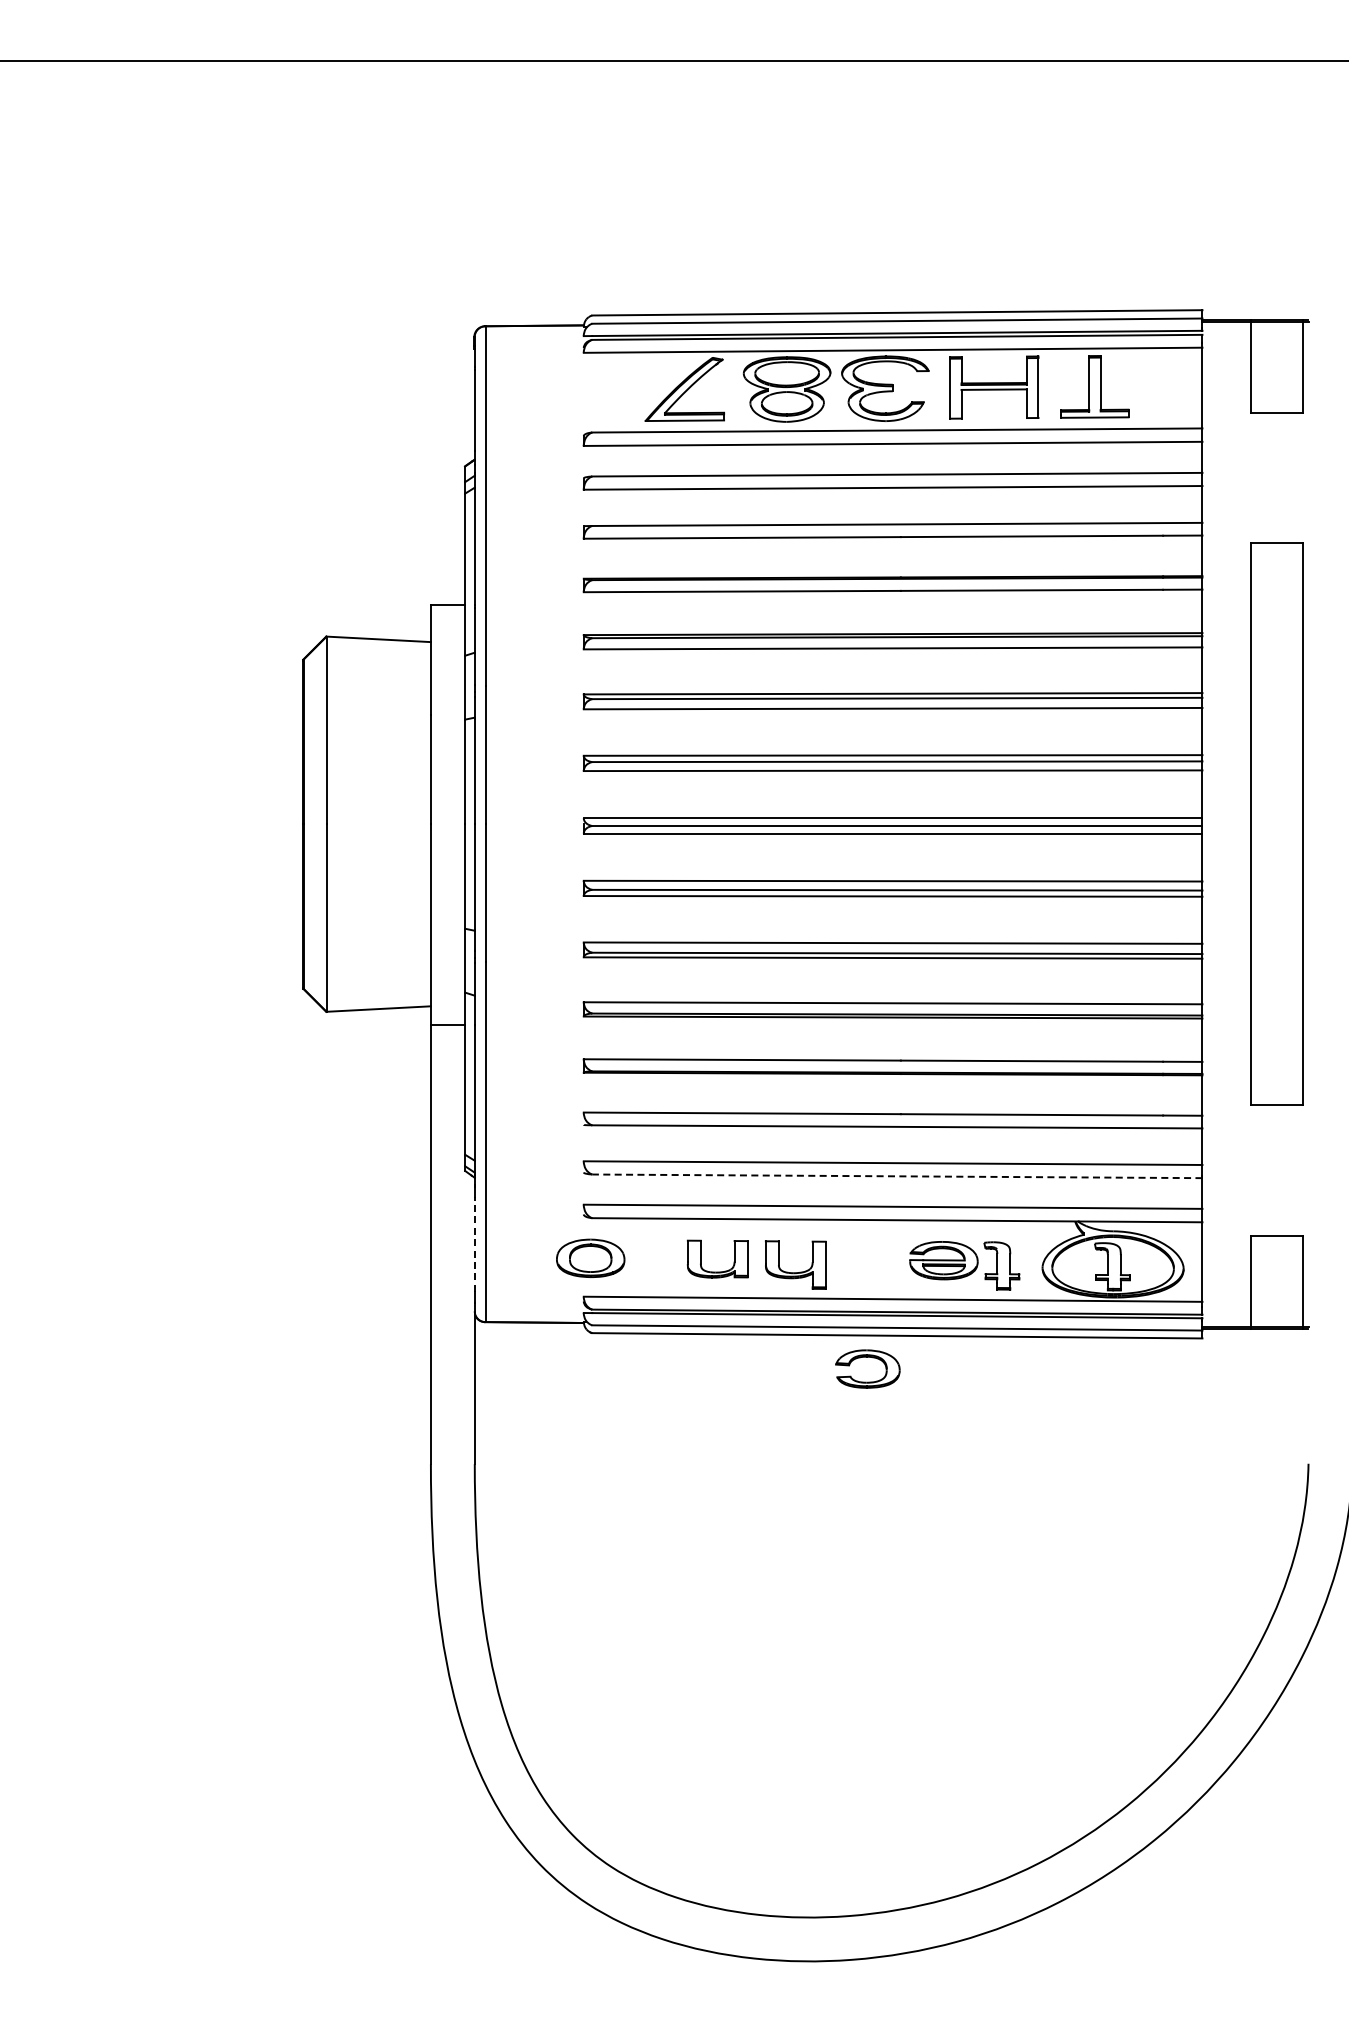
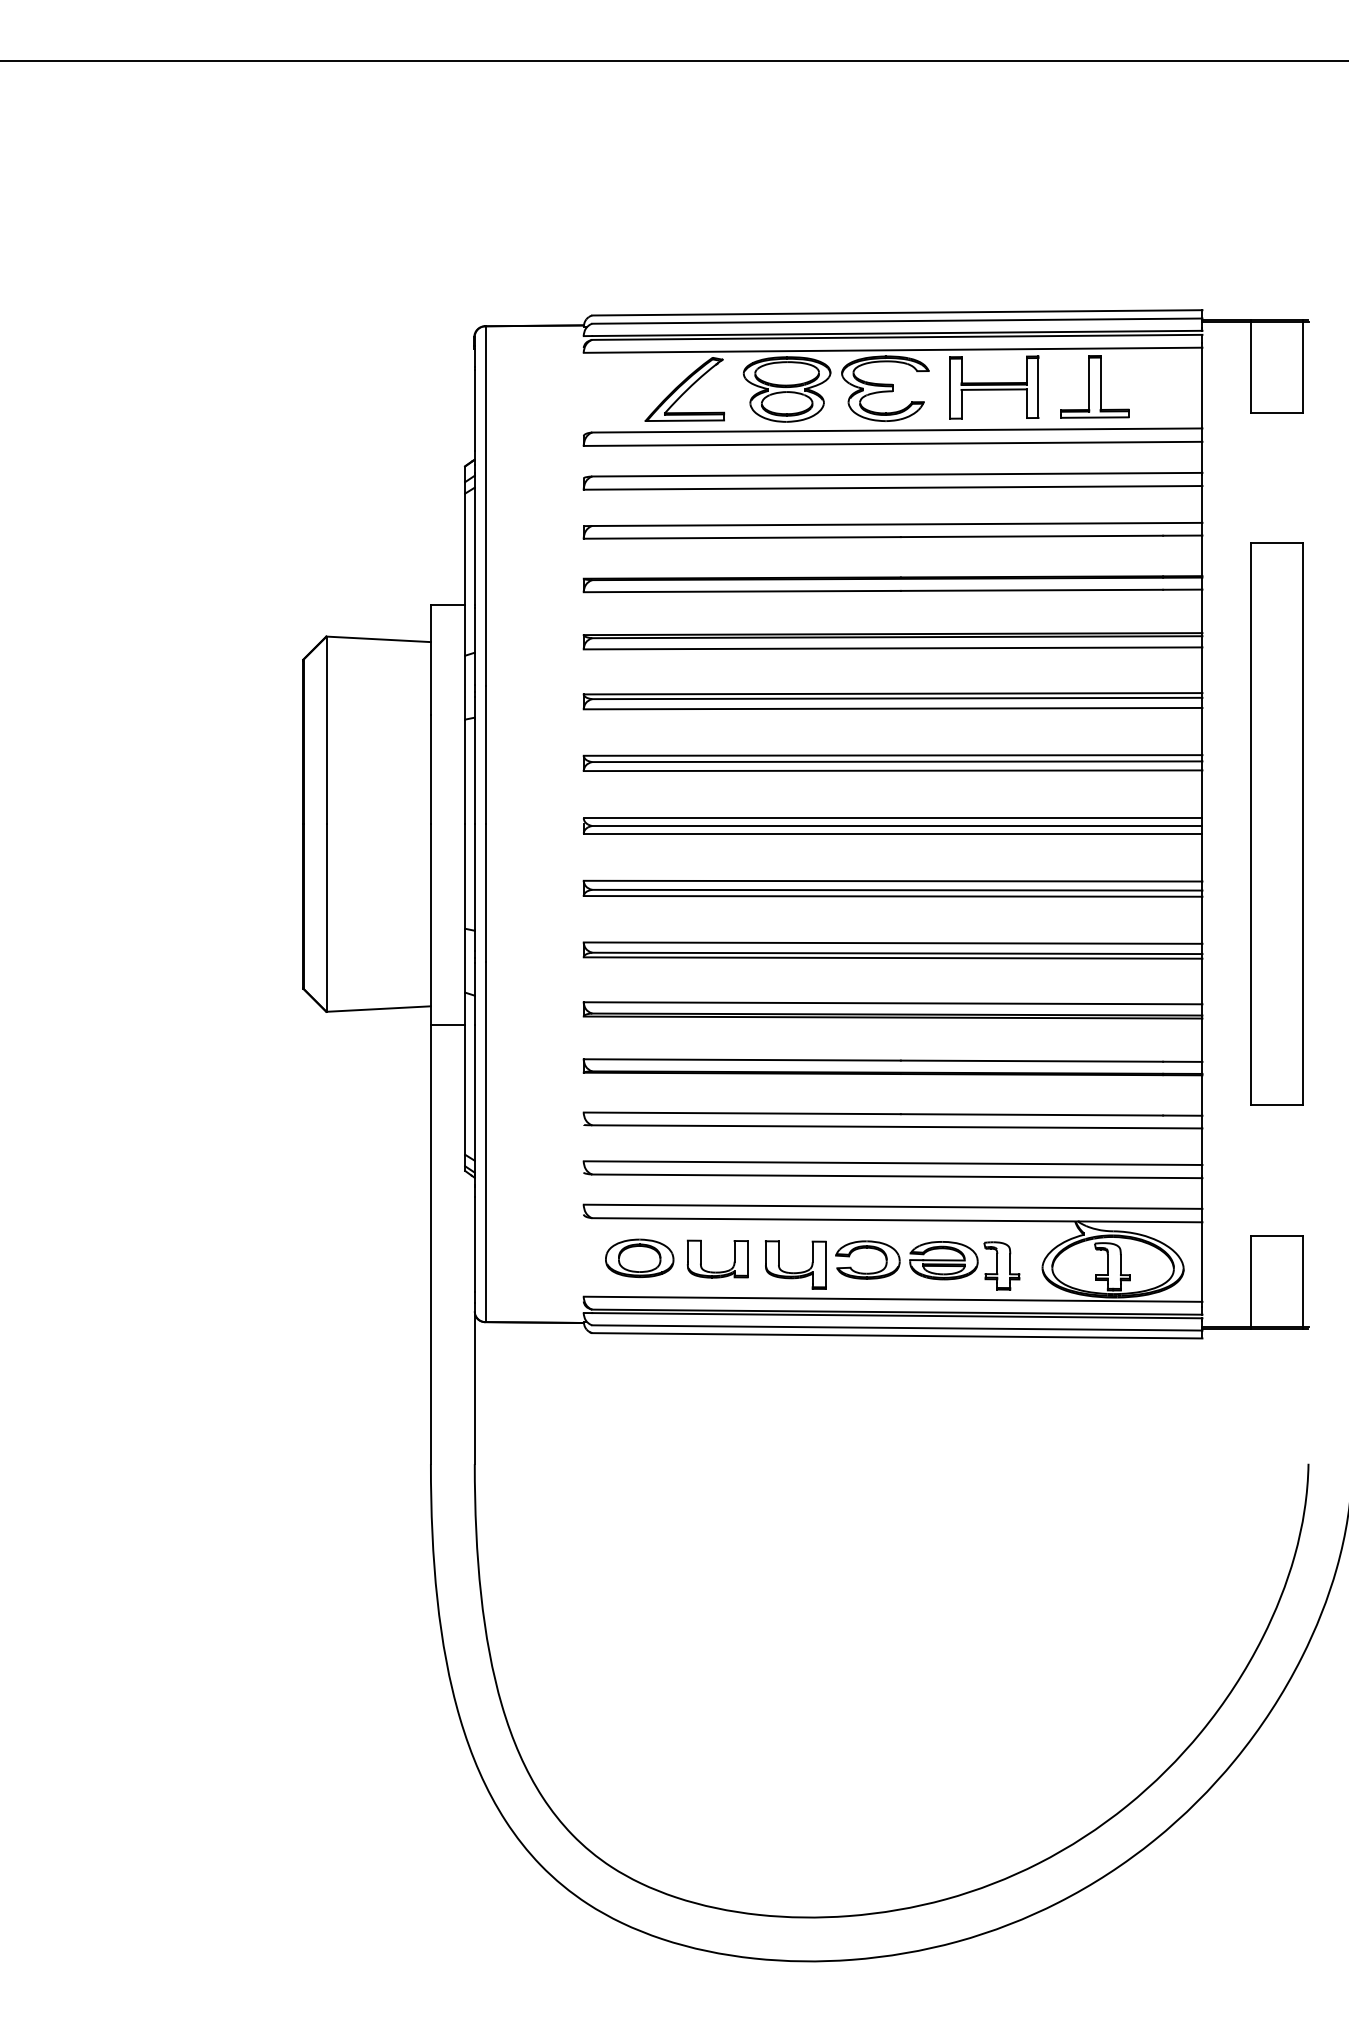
line: dashed -> solid (896, 1176)
line: dashed -> solid (474, 1244)
part position: (590, 1257) -> (639, 1257) (639, 1257)
part position: (867, 1357) -> (867, 1248) (867, 1248)
